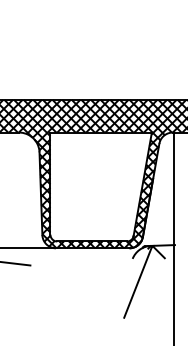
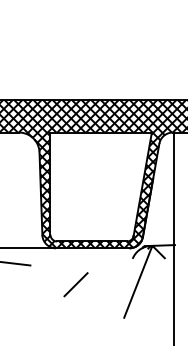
hatch: none -> present (75, 284)
